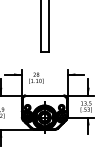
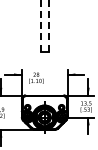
line: solid -> dashed (40, 25)
line: solid -> dashed (48, 25)
